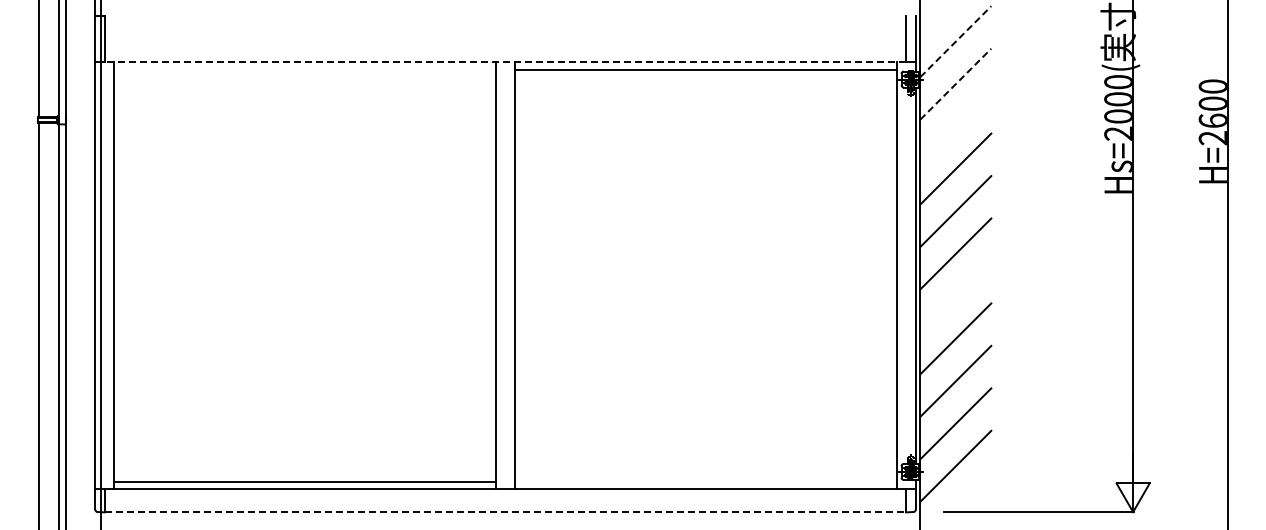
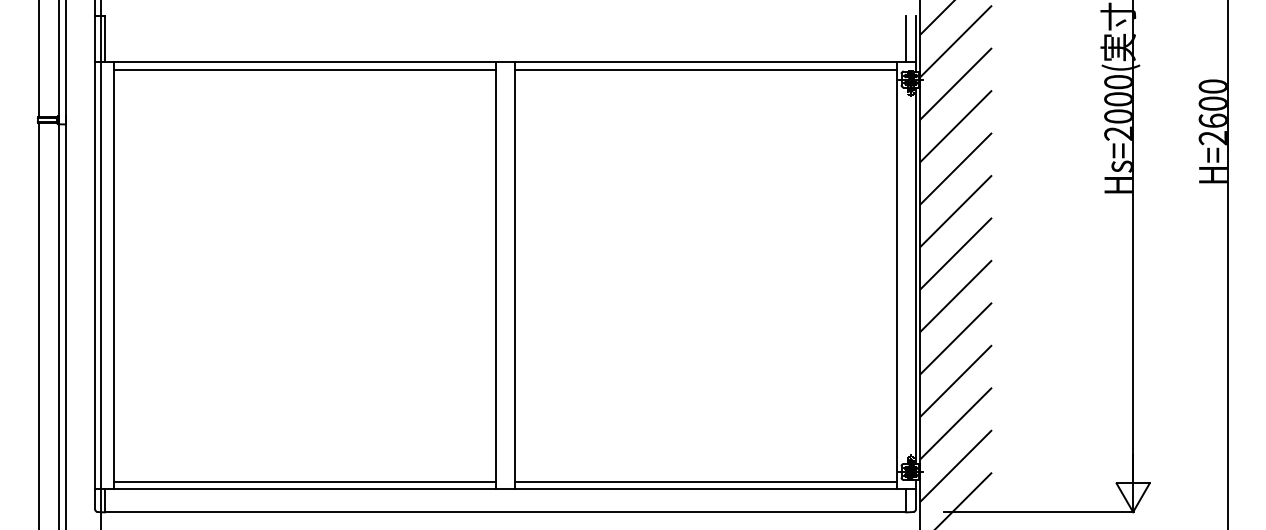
line: none -> present (936, 18)
line: dashed -> solid (956, 41)
line: dashed -> solid (505, 62)
line: none -> present (305, 69)
line: dashed -> solid (956, 83)
line: none -> present (955, 126)
line: none -> present (955, 295)
line: none -> present (705, 481)
line: none -> present (964, 499)
line: dashed -> solid (505, 512)
